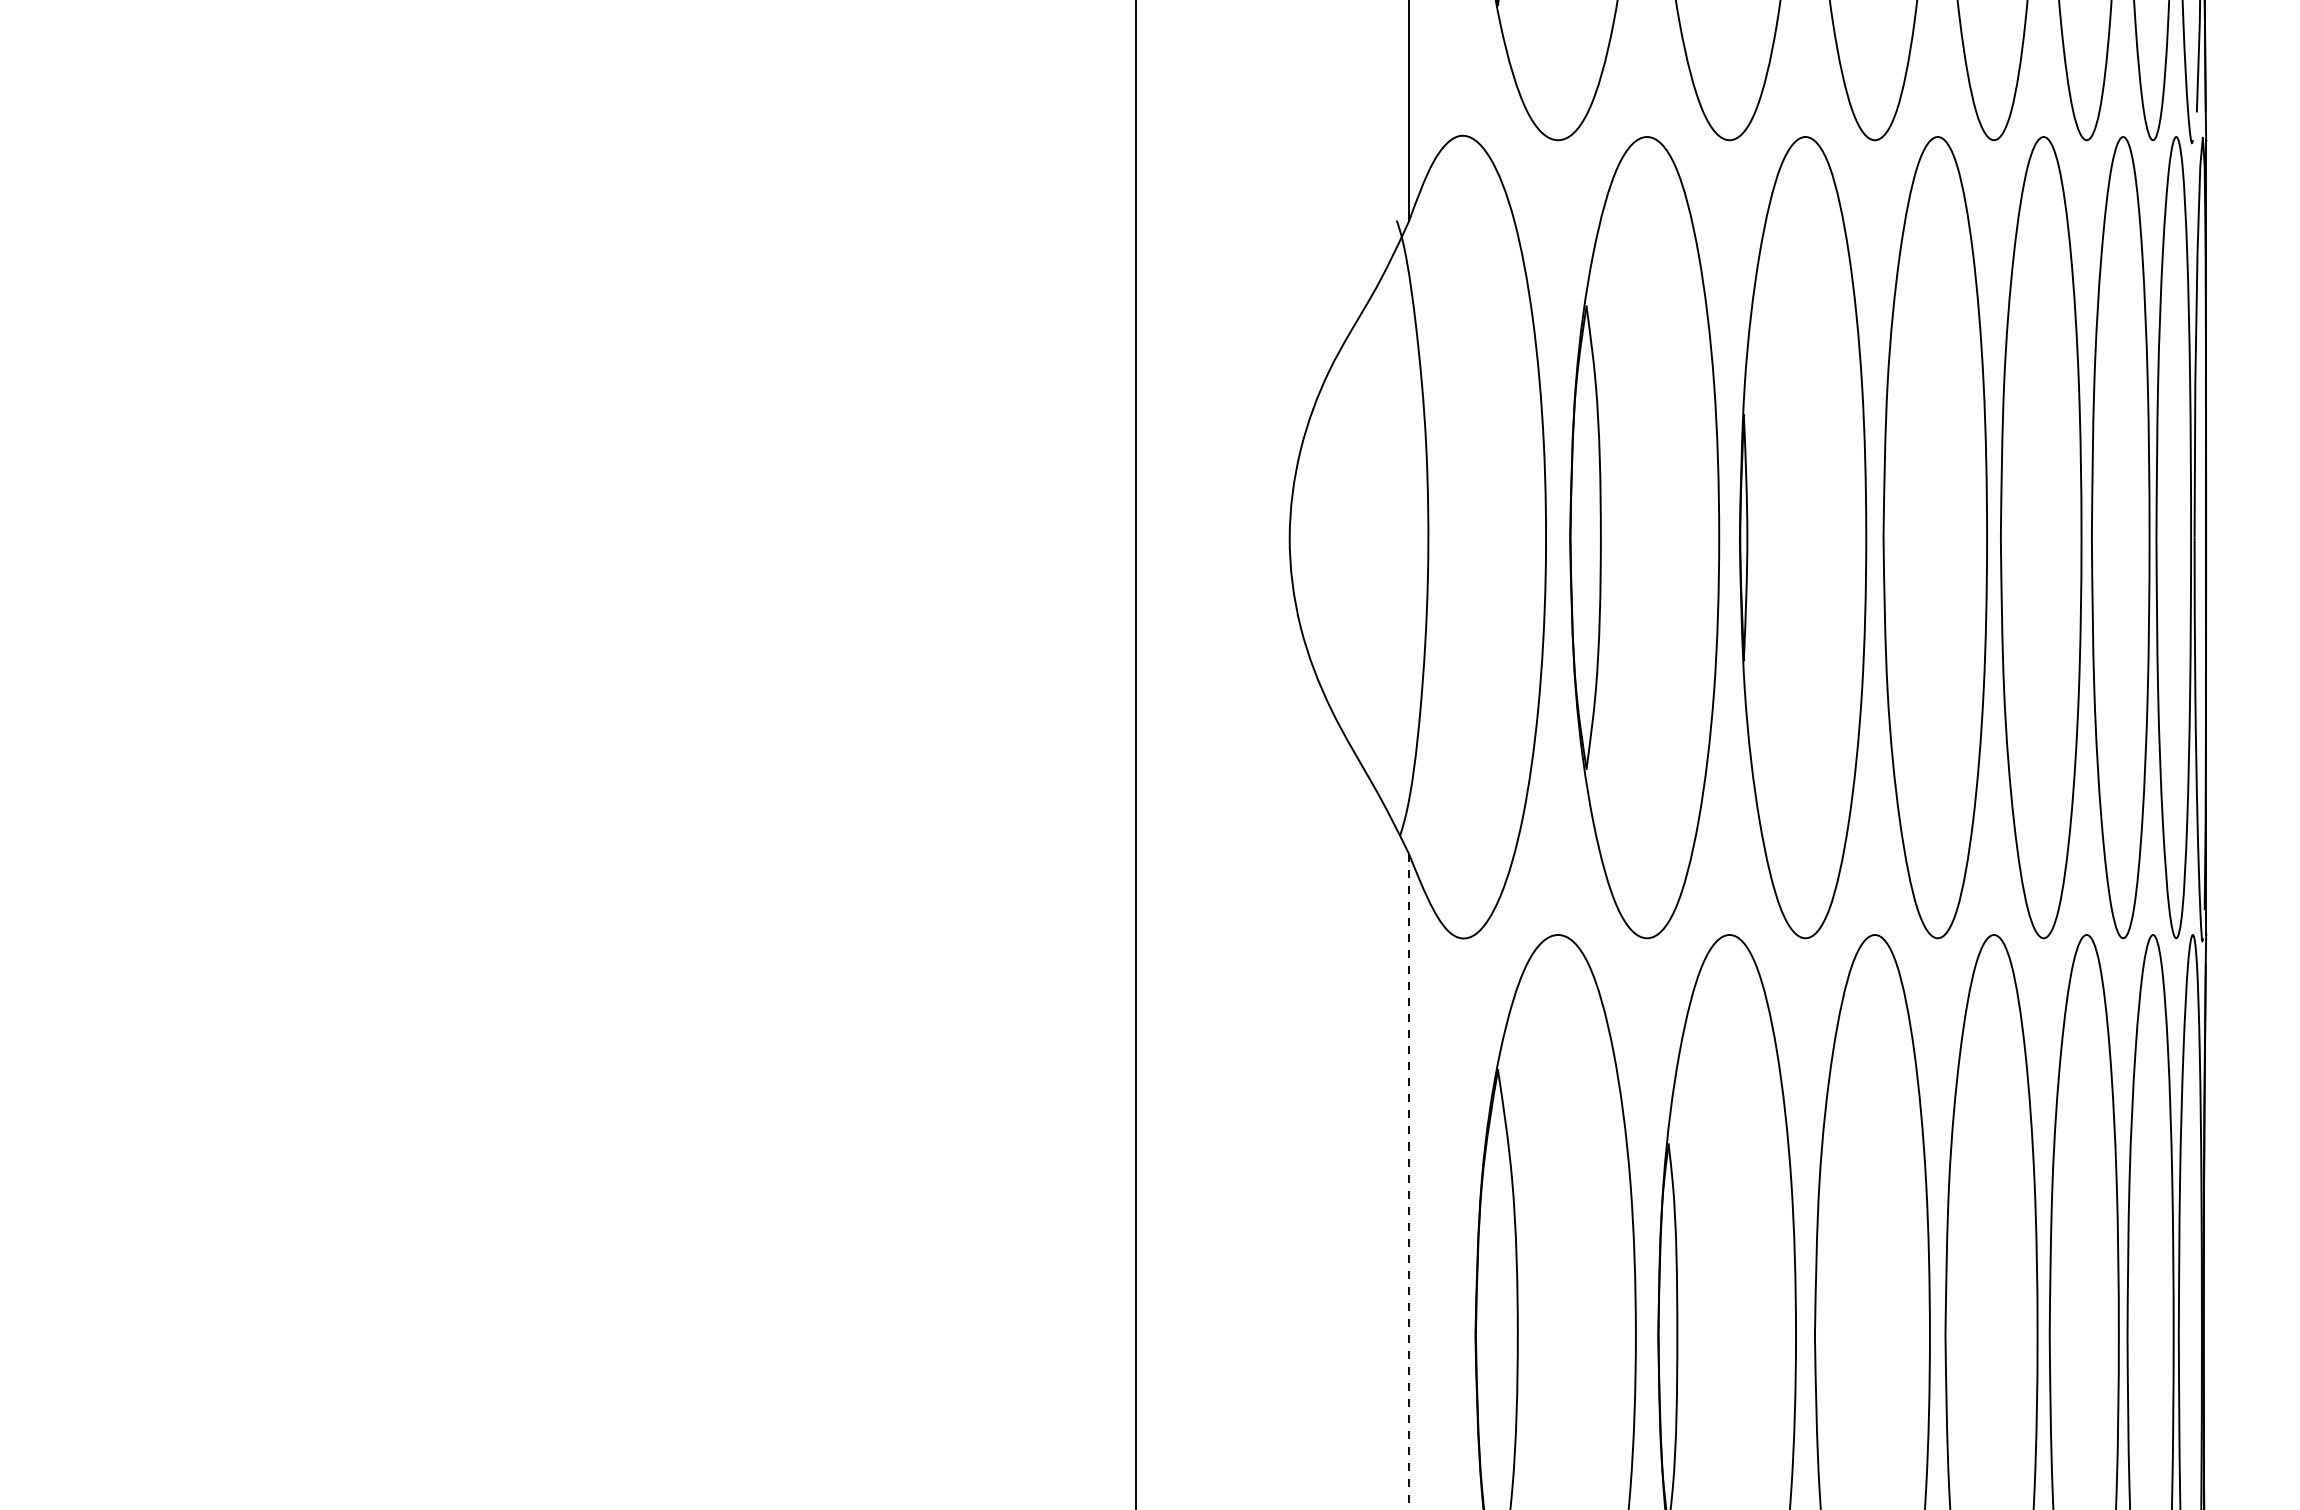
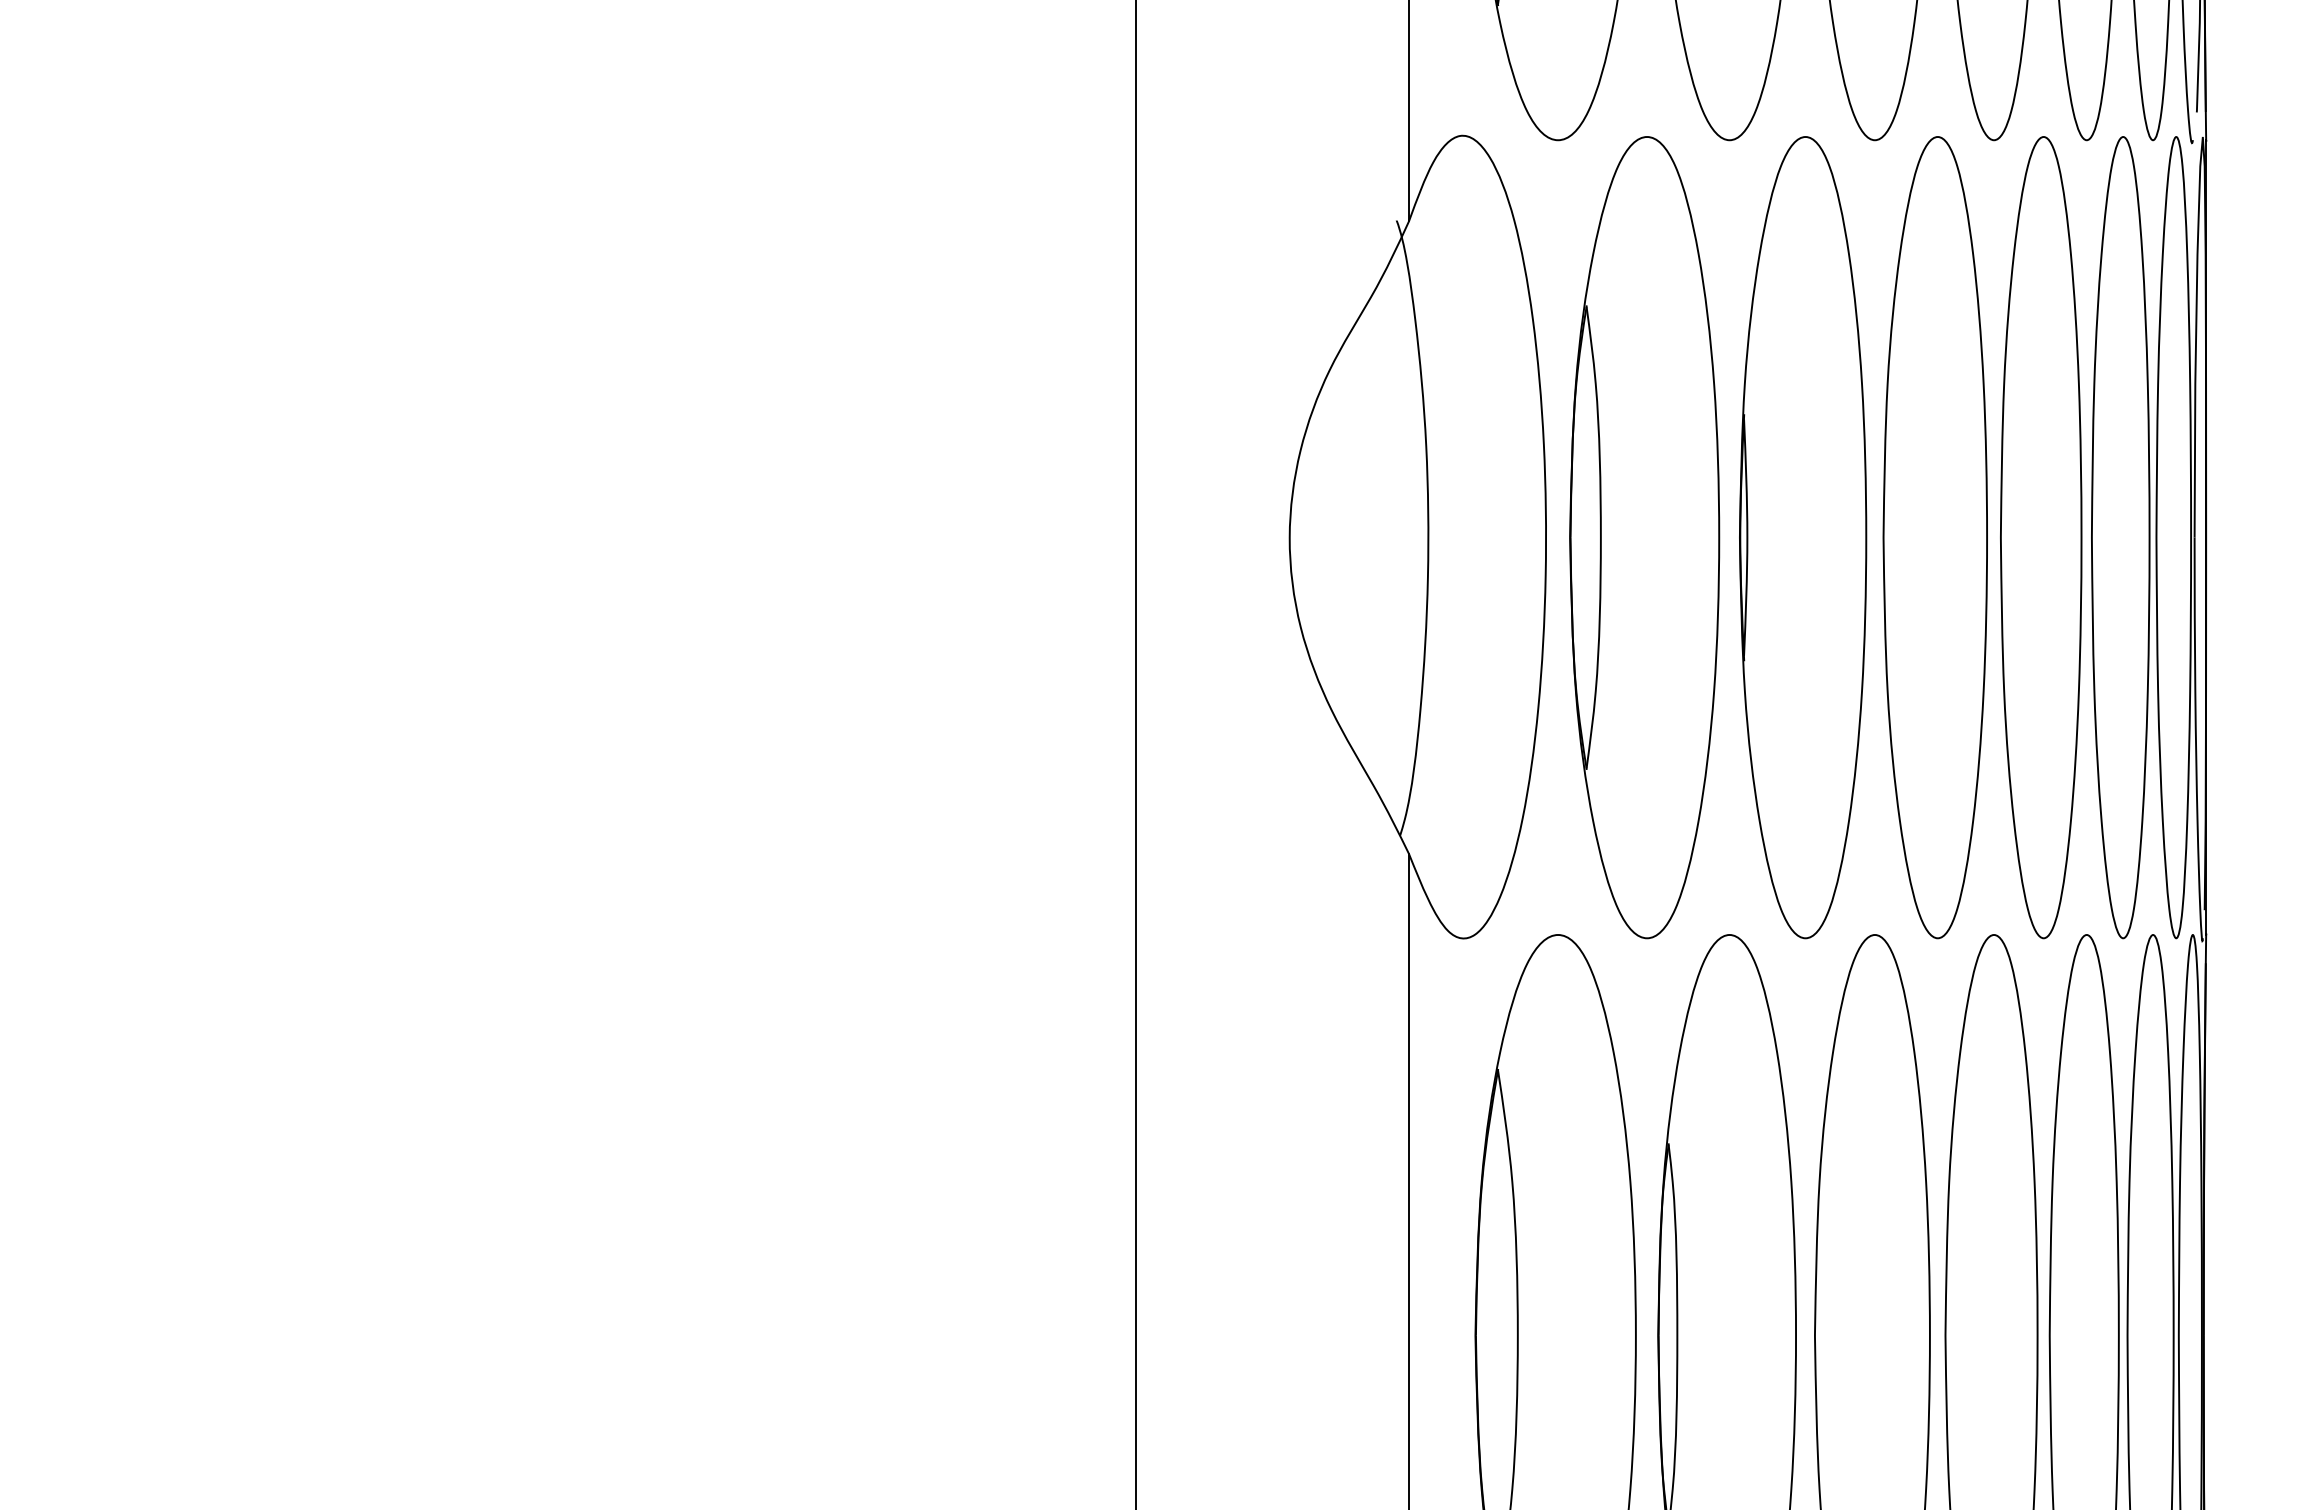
line: dashed -> solid (1409, 1181)
